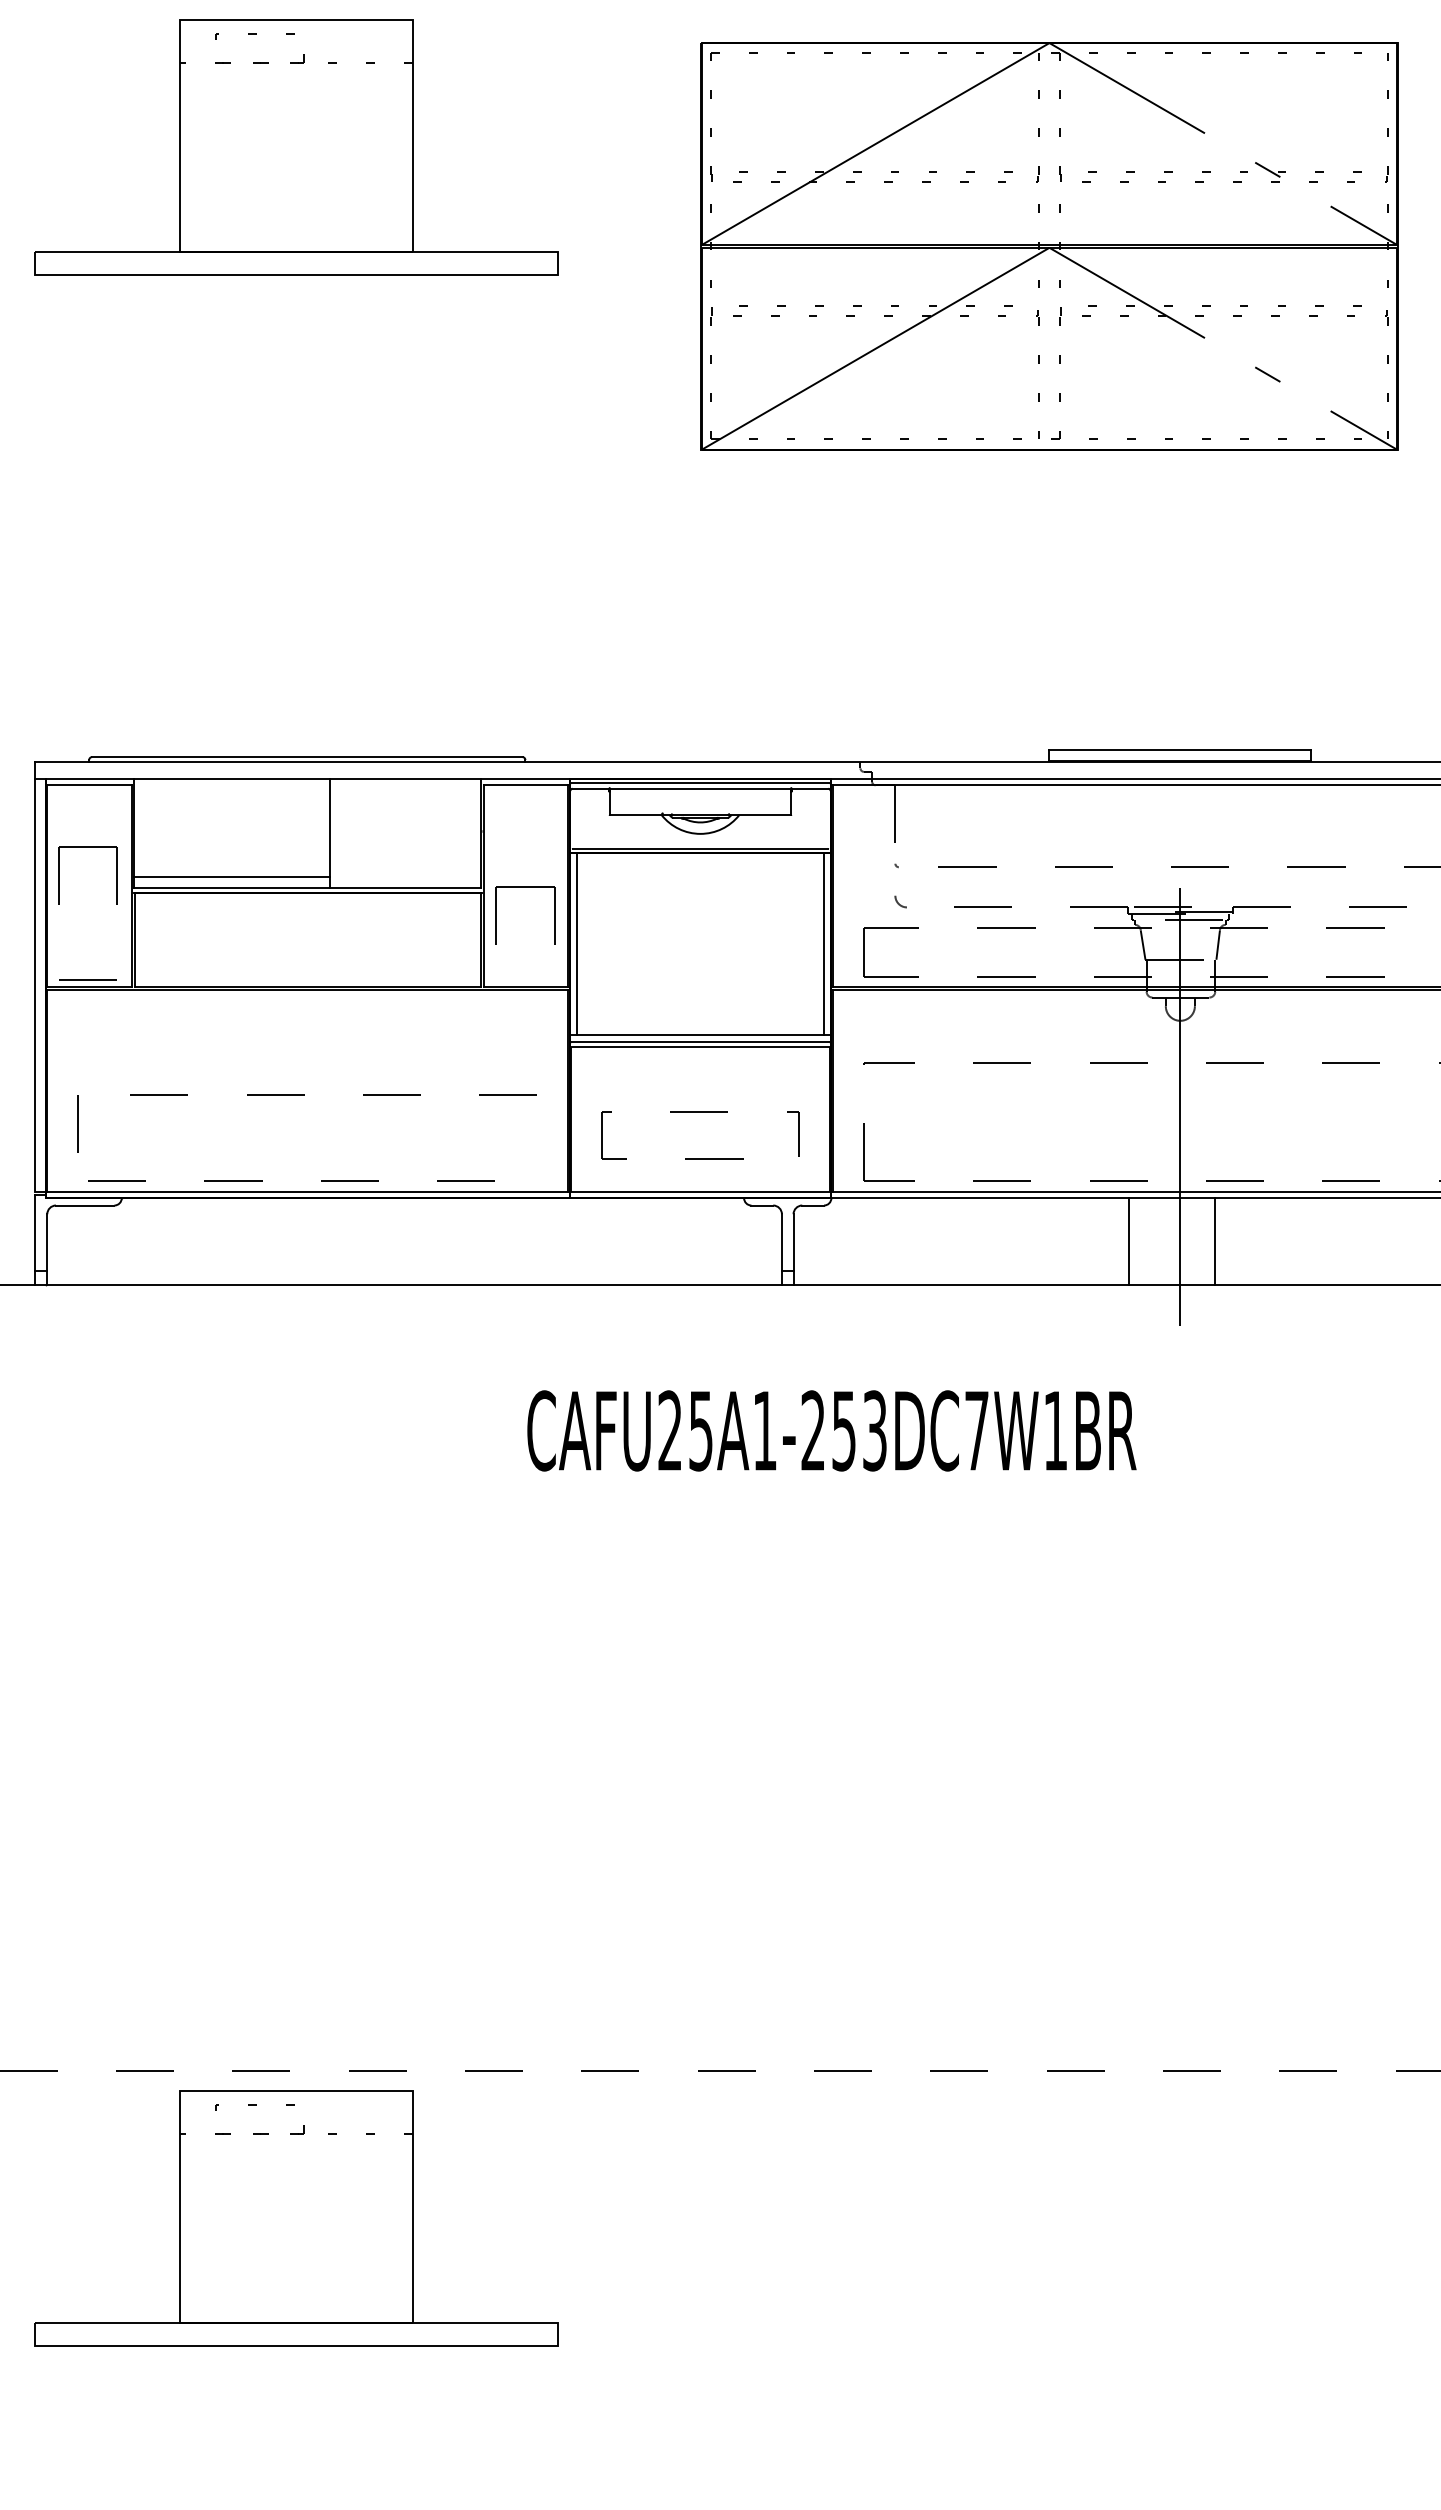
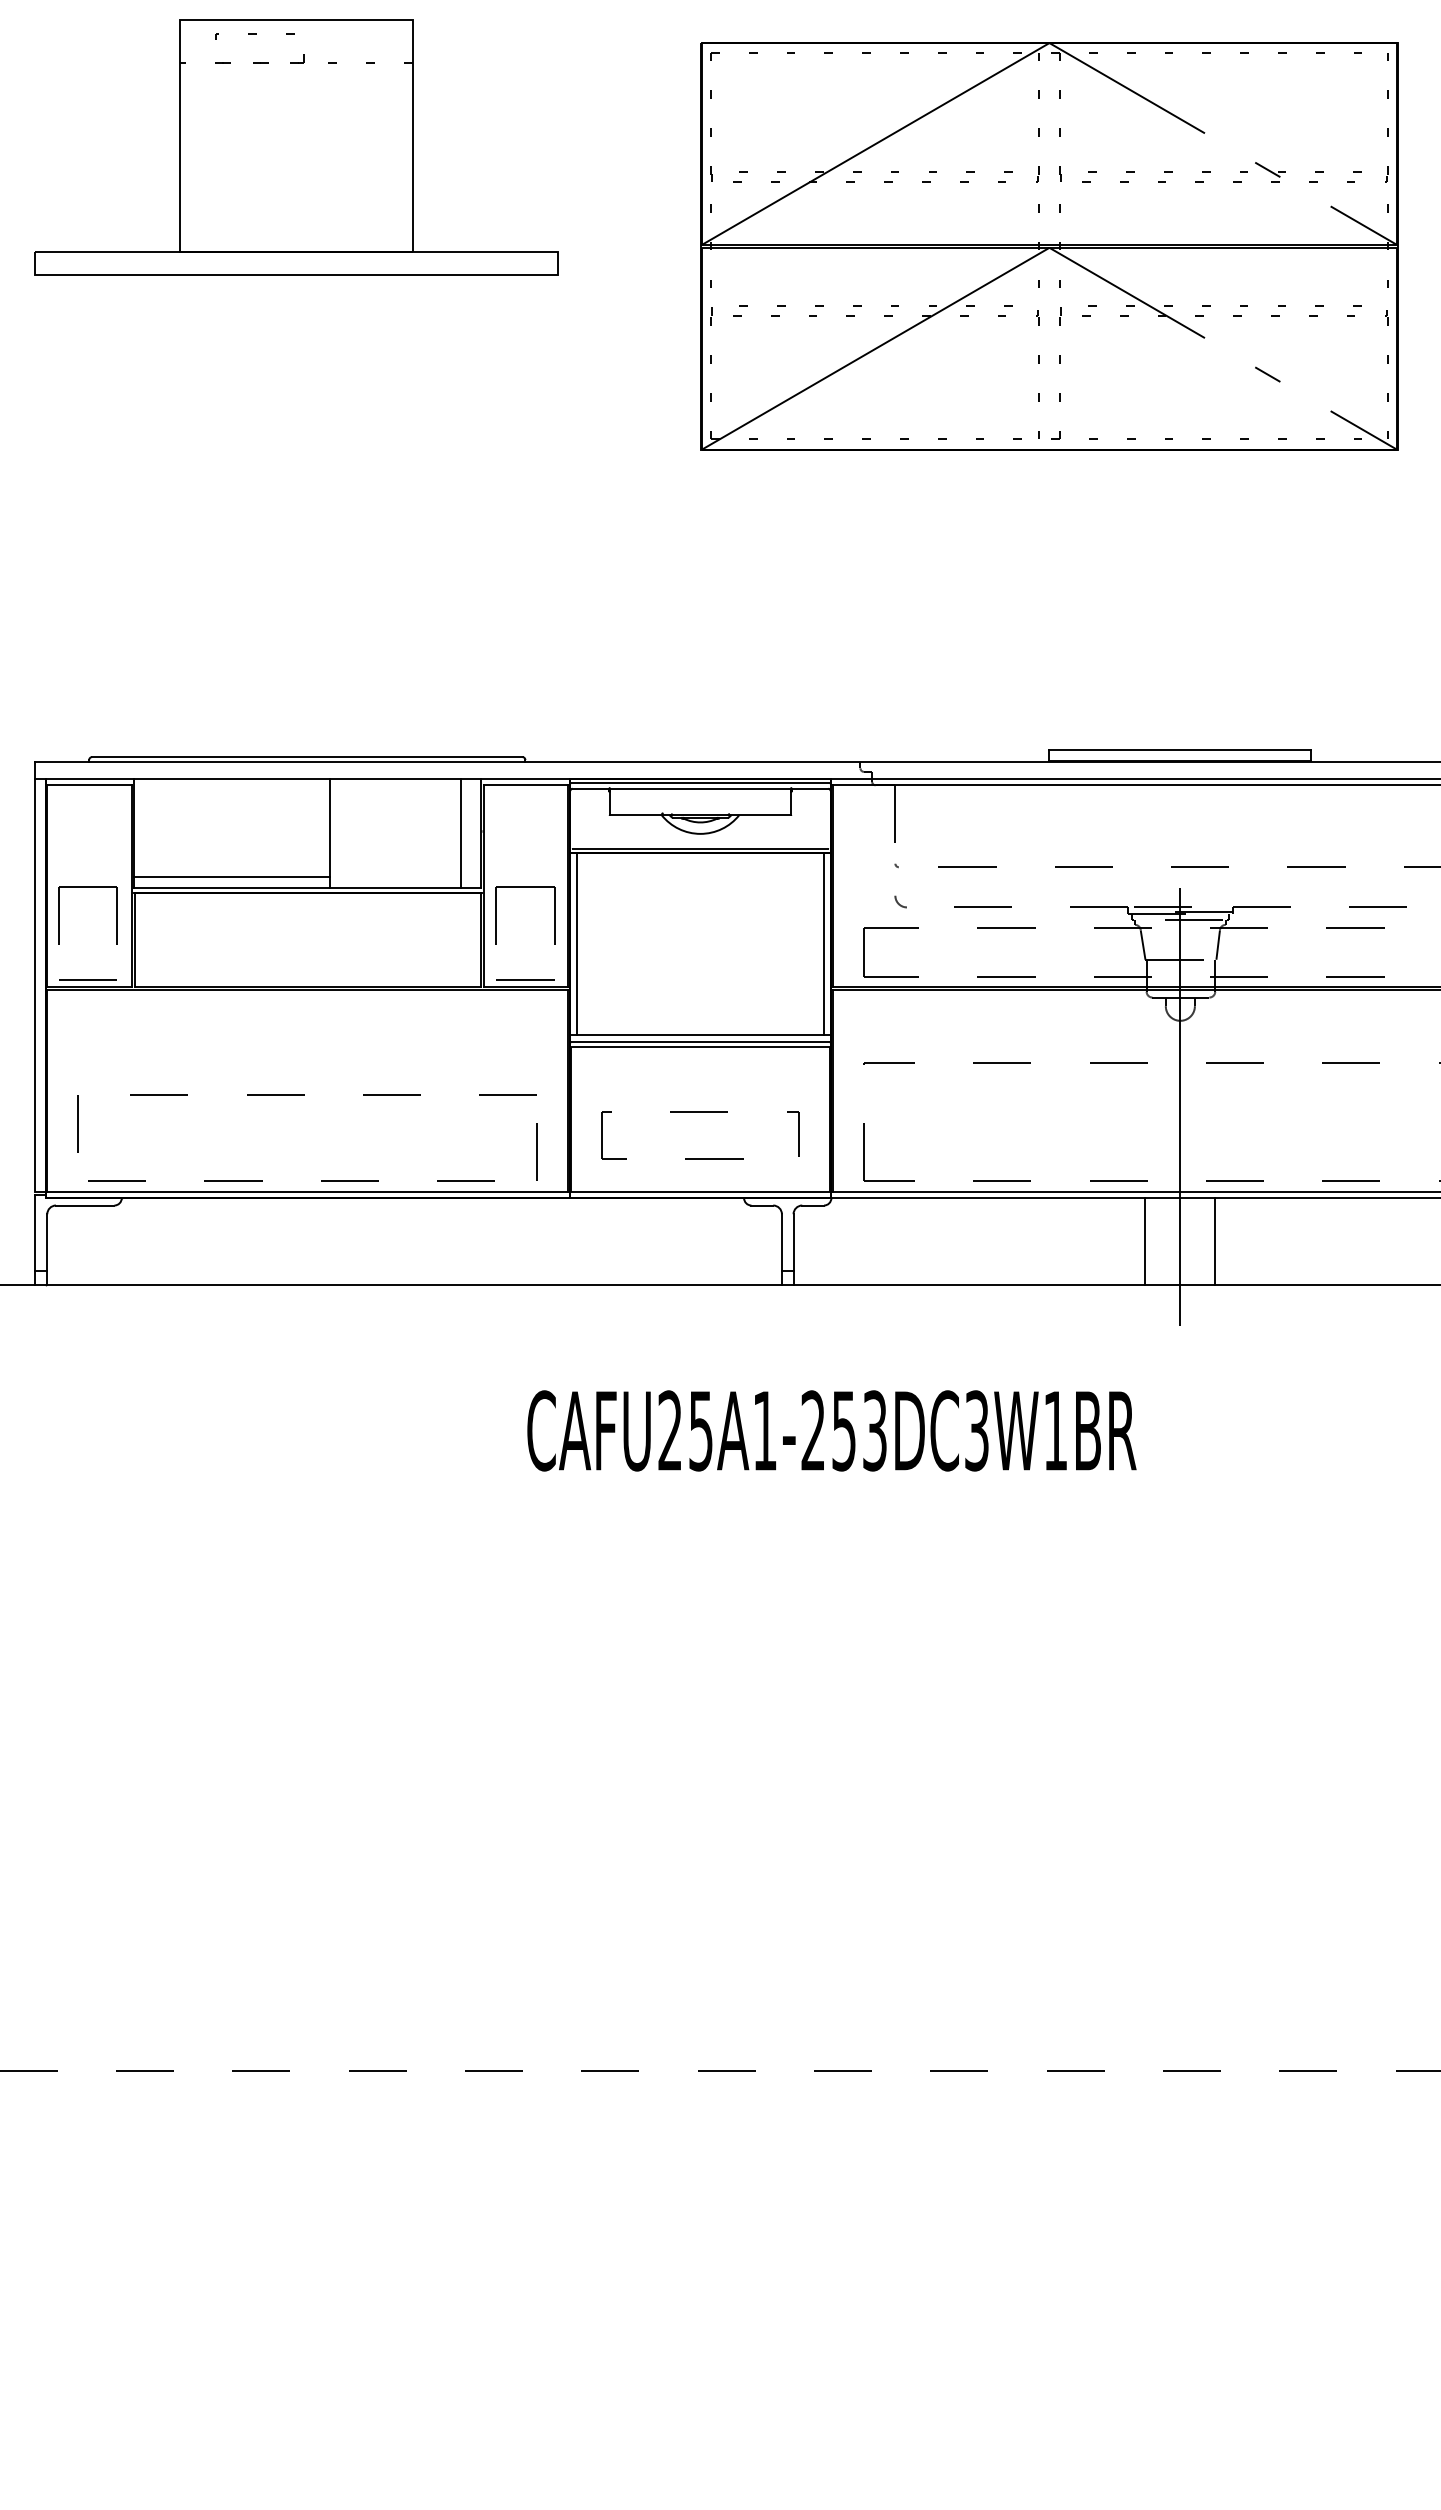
line: none -> present (460, 833)
part position: (87, 847) -> (87, 887) (87, 887)
line: none -> present (525, 980)
line: none -> present (536, 1151)
line position: (1129, 1241) -> (1145, 1241) (1145, 1241)
text: CAFU25A1-253DC7W1BR -> CAFU25A1-253DC3W1BR (976, 1430)
part: present -> none (296, 2218)
